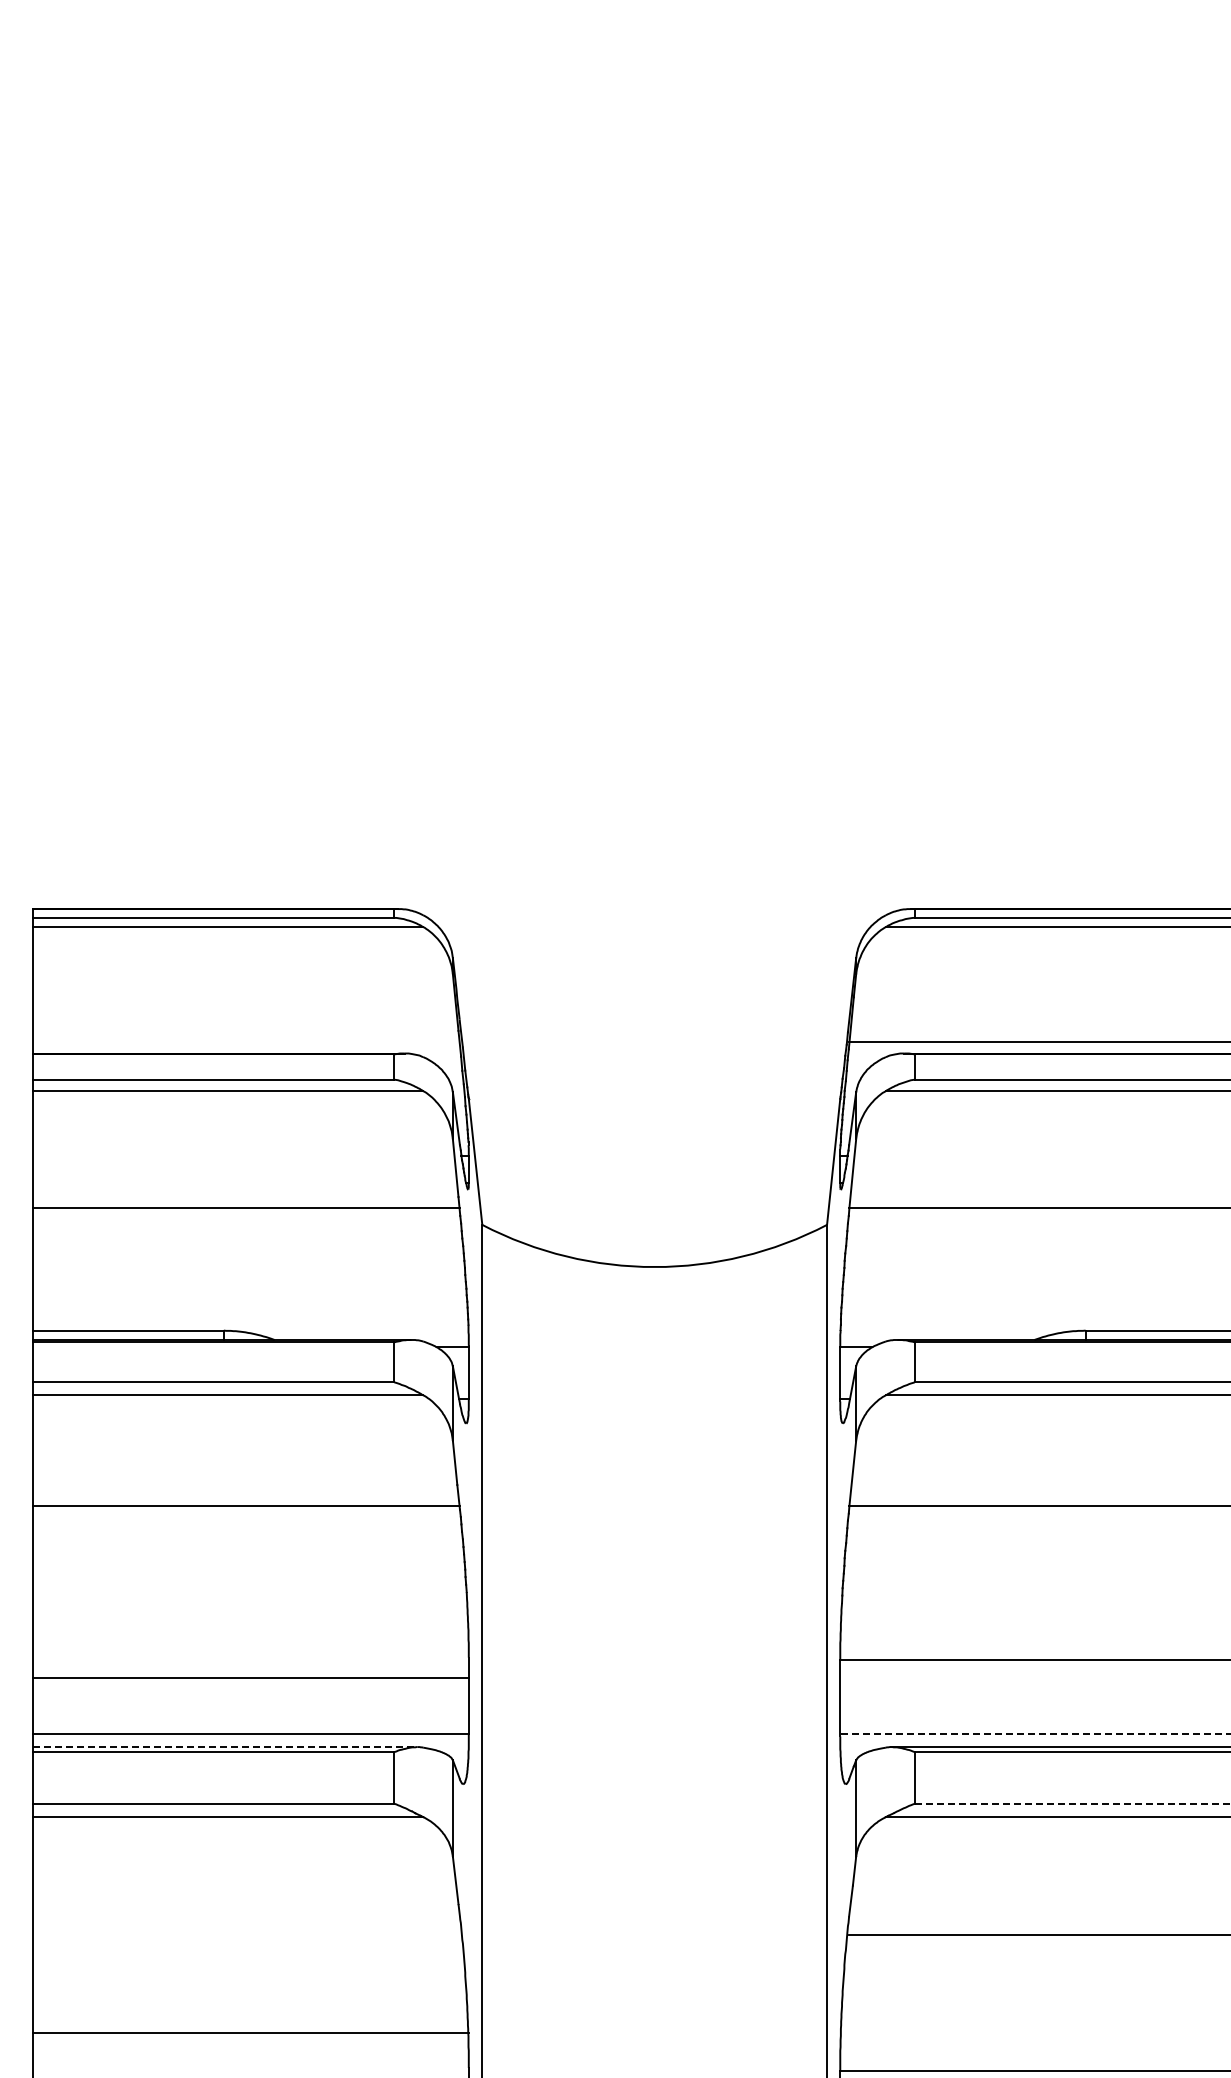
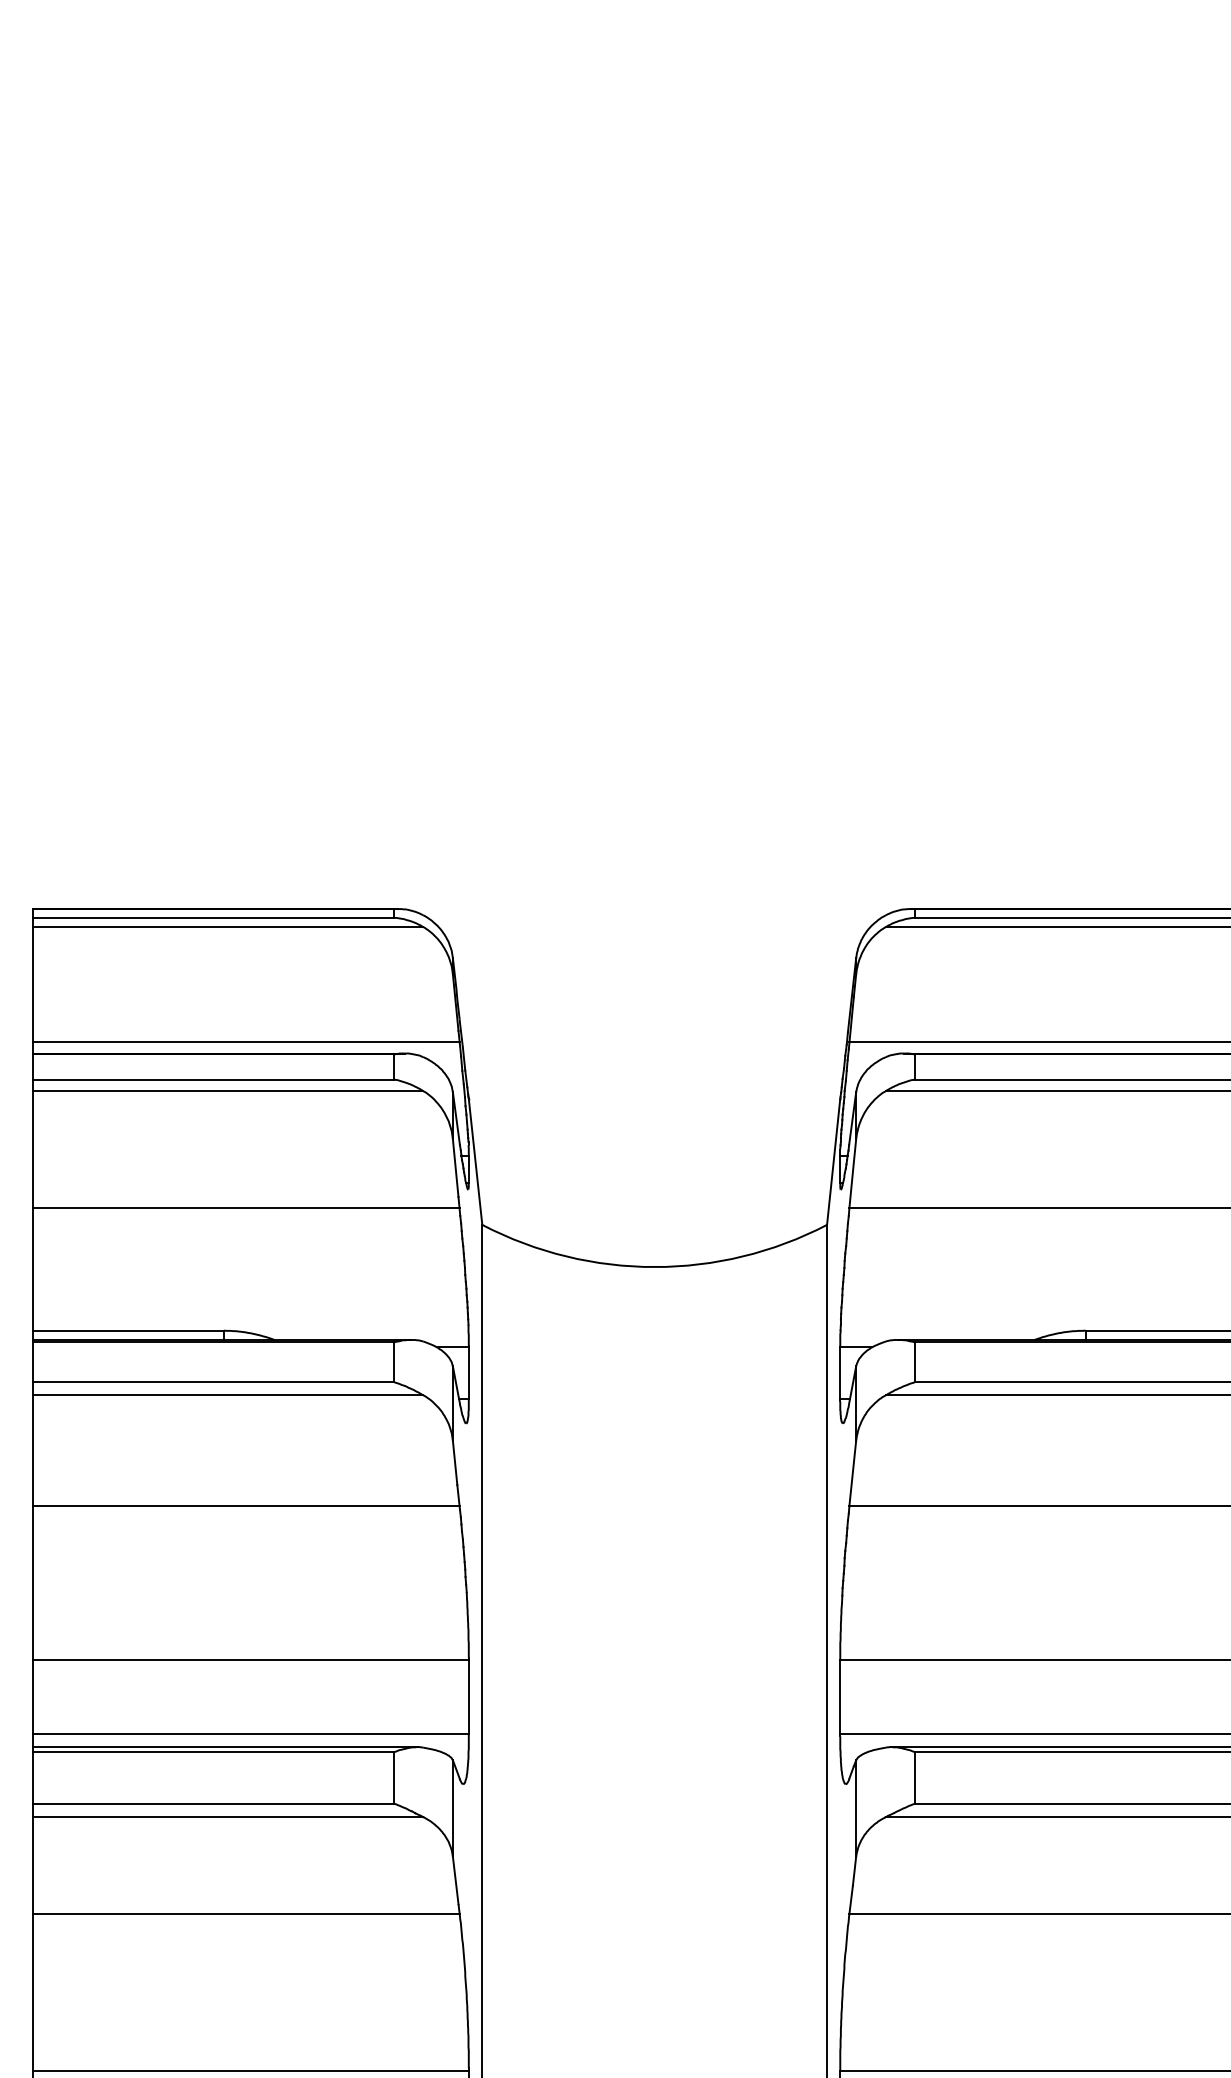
line: none -> present (245, 1042)
line position: (250, 1678) -> (250, 1660) (250, 1660)
line: dashed -> solid (1035, 1733)
line: dashed -> solid (225, 1747)
line: dashed -> solid (1073, 1803)
line: none -> present (245, 1913)
line position: (1038, 1934) -> (1038, 1913) (1038, 1913)
line position: (250, 2033) -> (250, 2071) (250, 2071)
